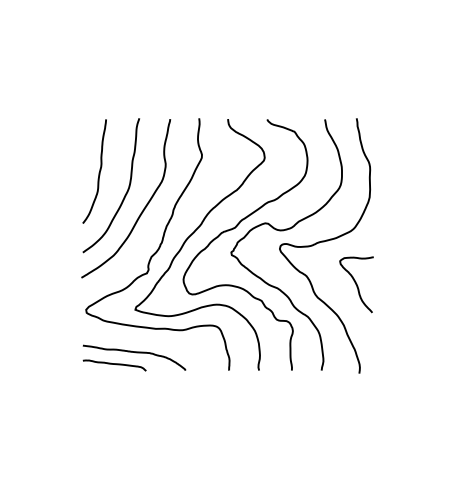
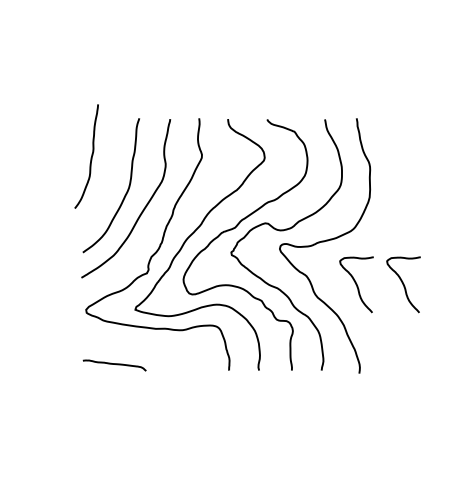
curve position: (98, 172) -> (90, 157) (90, 157)
curve: none -> present (403, 284)
curve: present -> none (135, 353)
